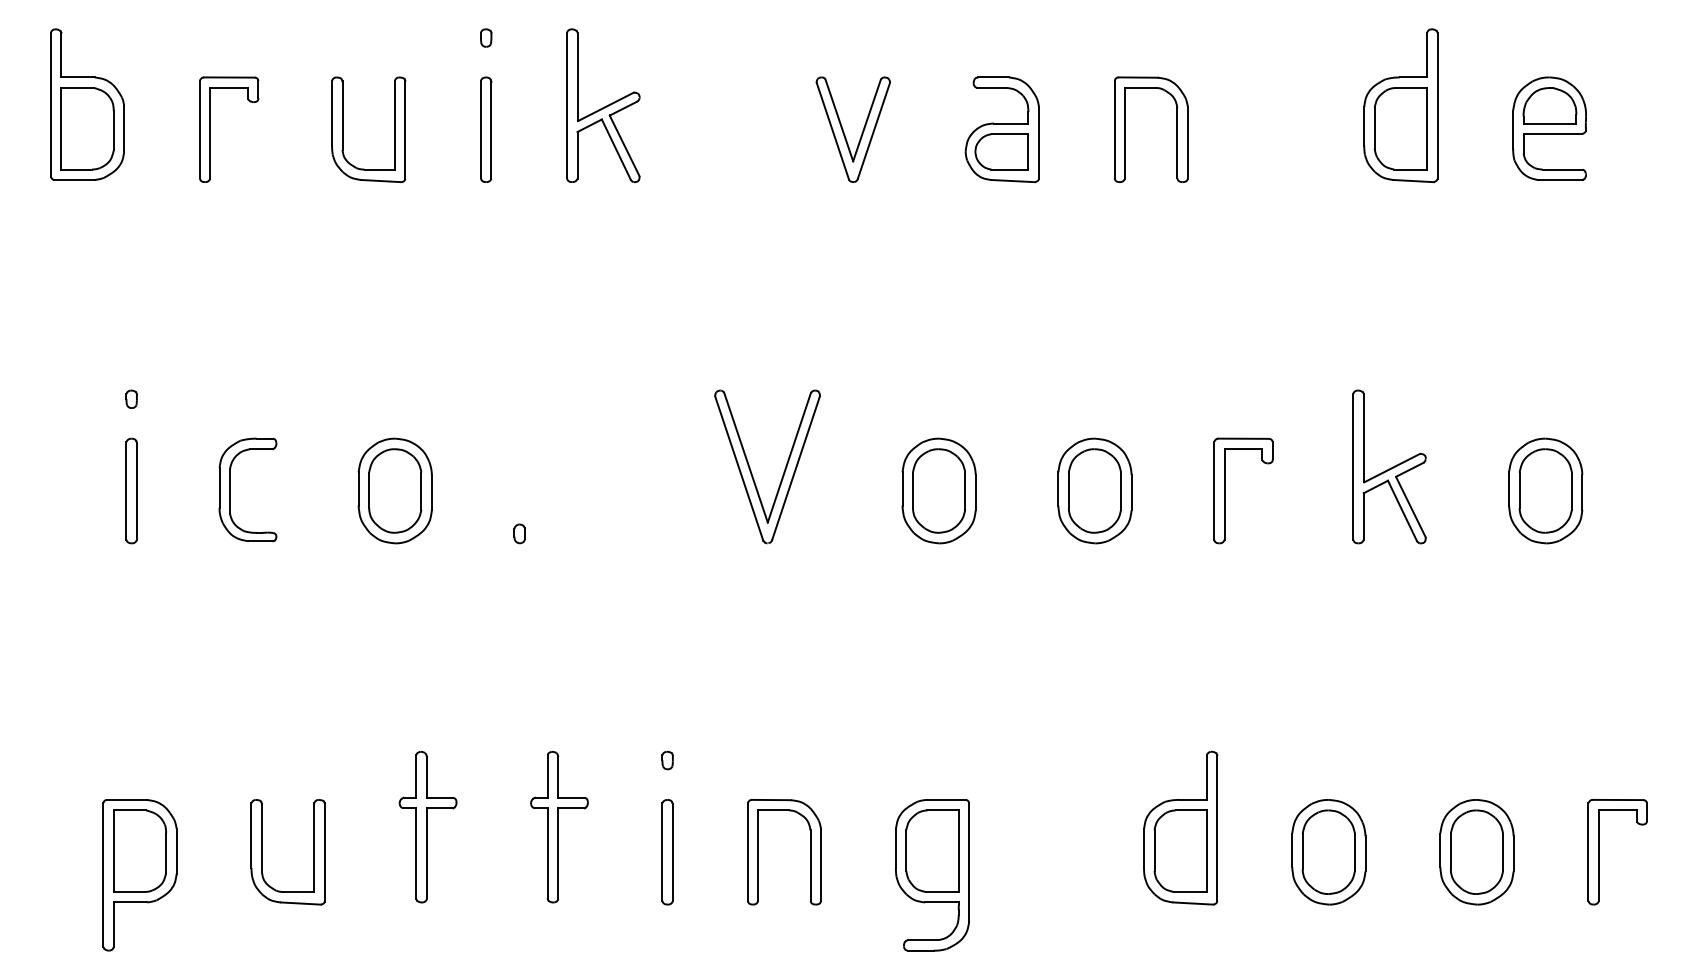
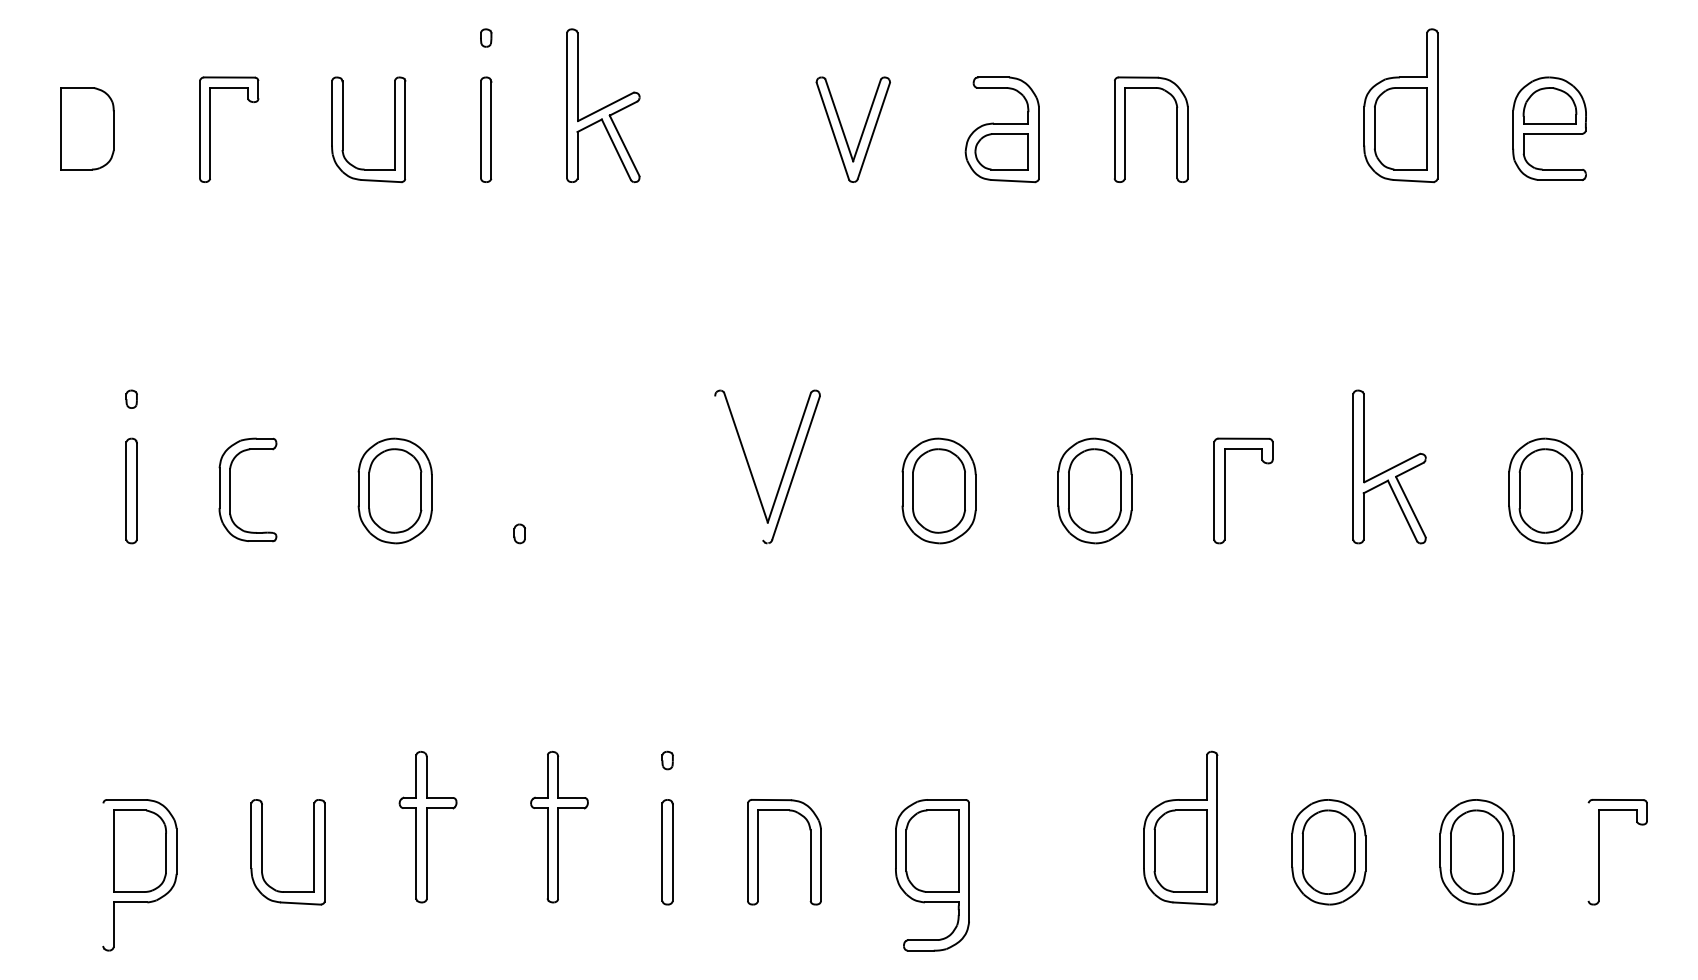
part: present -> none (87, 104)
line: present -> none (739, 468)
line: present -> none (1588, 851)
line: present -> none (103, 874)
